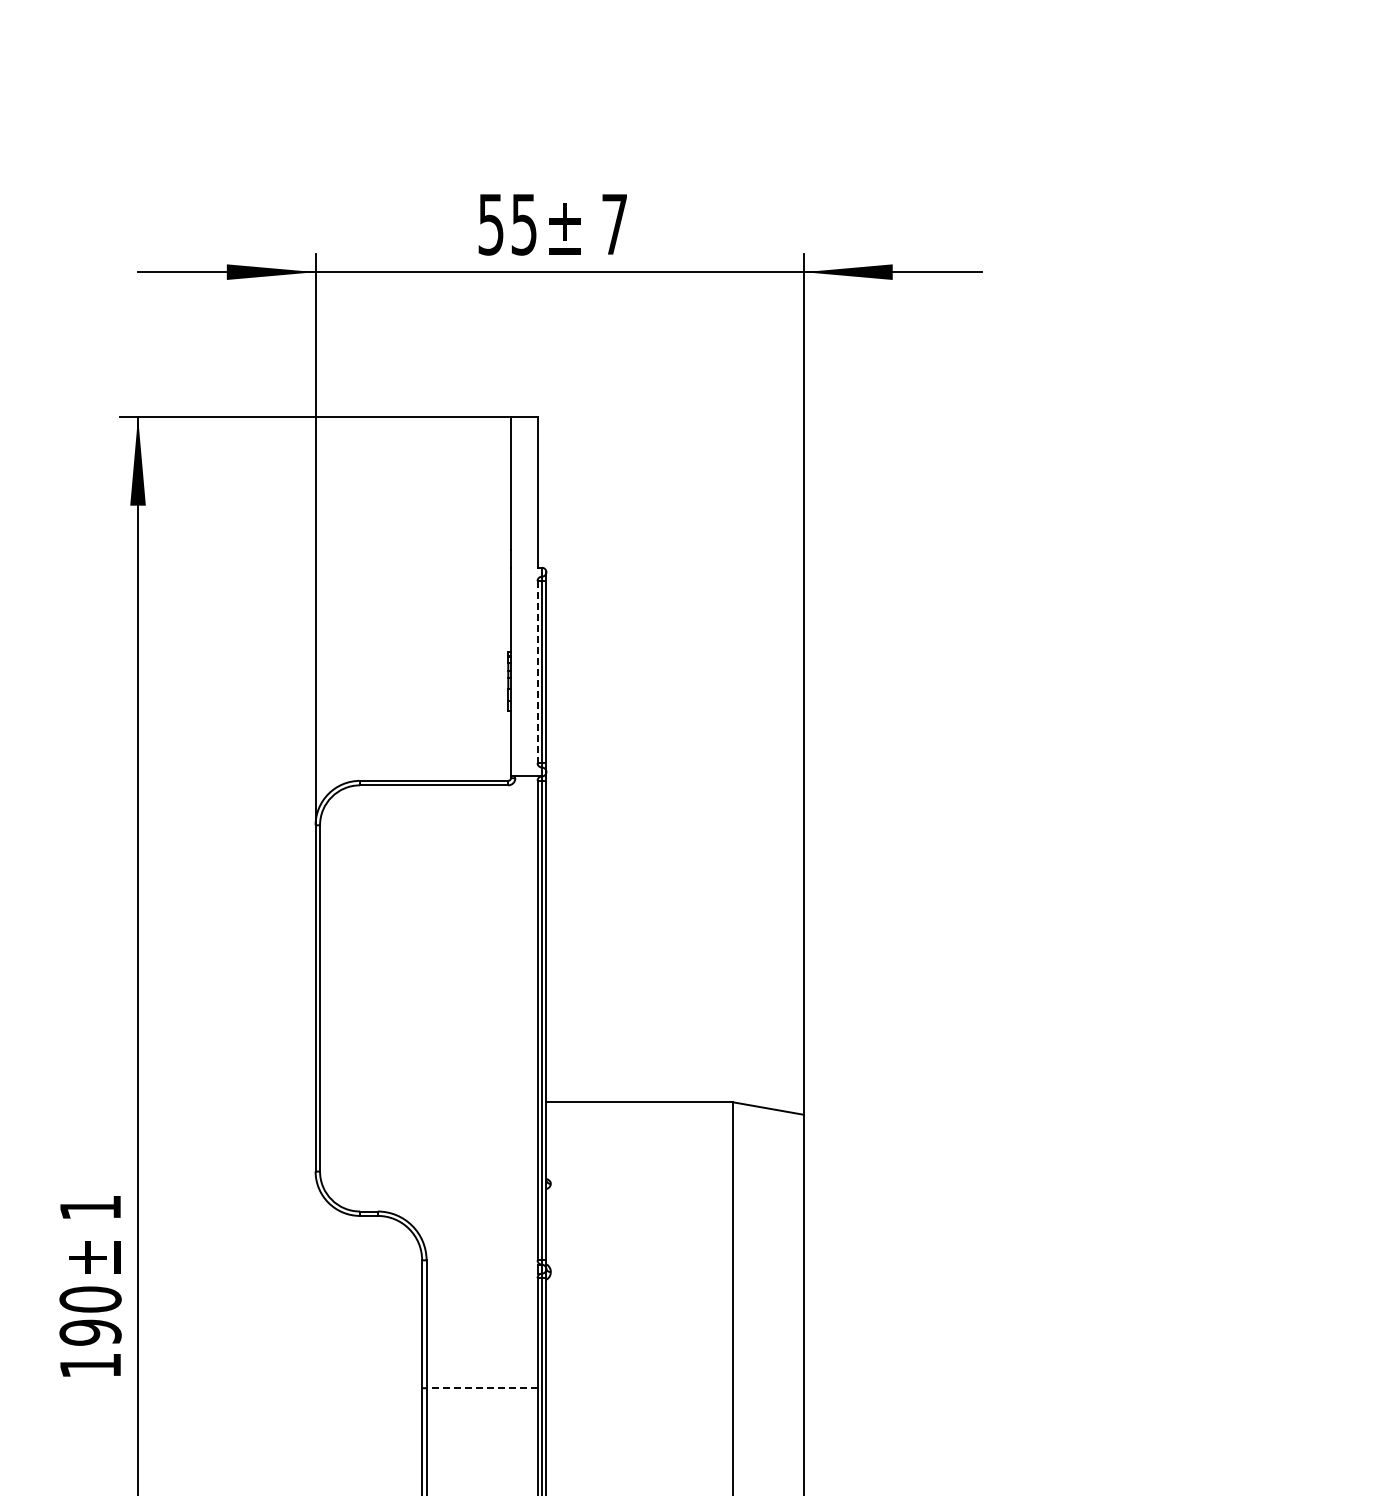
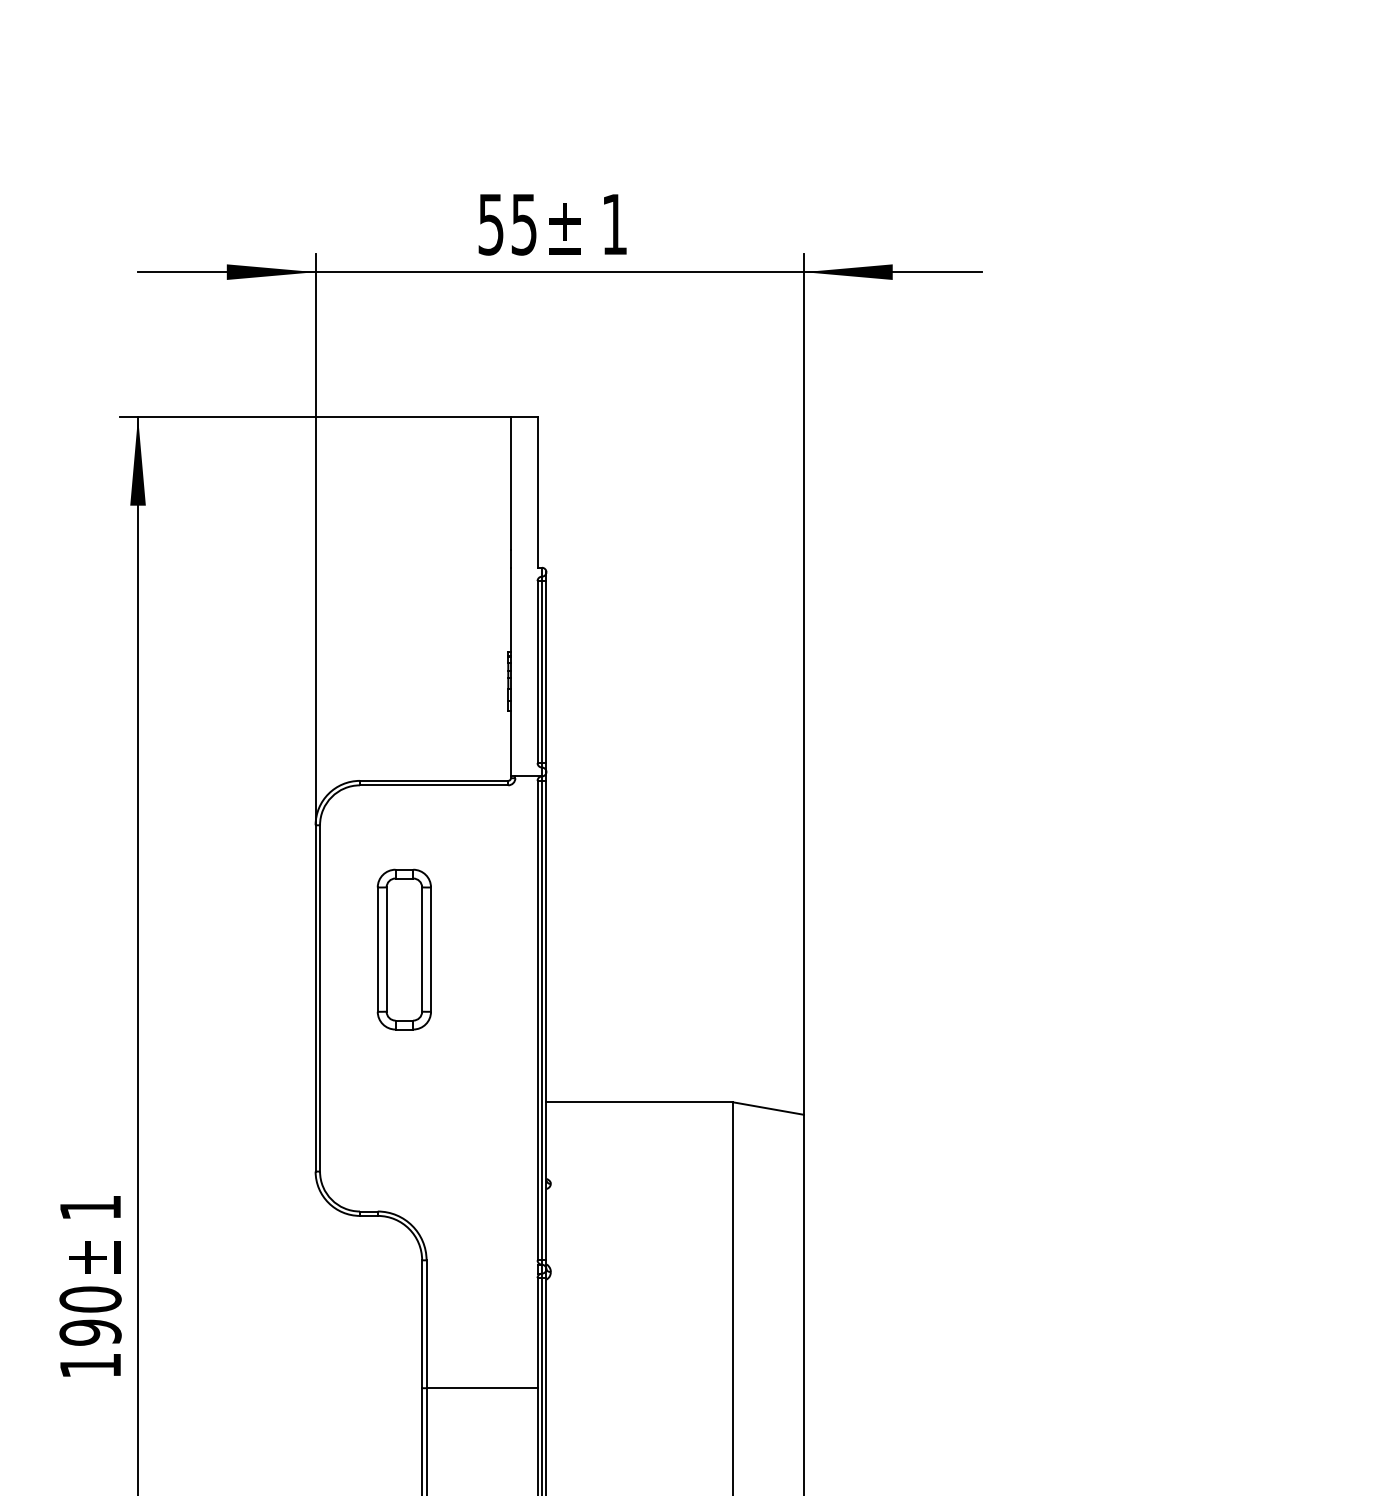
text: 7 -> 1 (614, 224)
line: dashed -> solid (537, 672)
part: none -> present (403, 949)
line: dashed -> solid (481, 1388)
